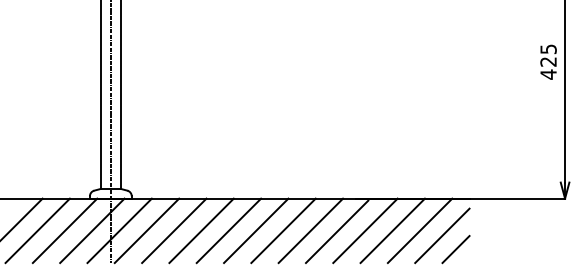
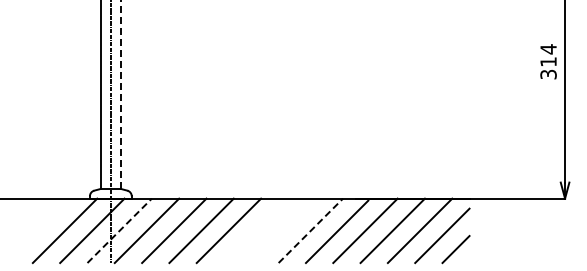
text: 425 -> 314 (548, 61)
line: solid -> dashed (121, 94)
line: present -> none (22, 218)
line: present -> none (37, 230)
line: solid -> dashed (119, 230)
line: present -> none (256, 230)
line: present -> none (283, 230)
line: solid -> dashed (310, 230)
